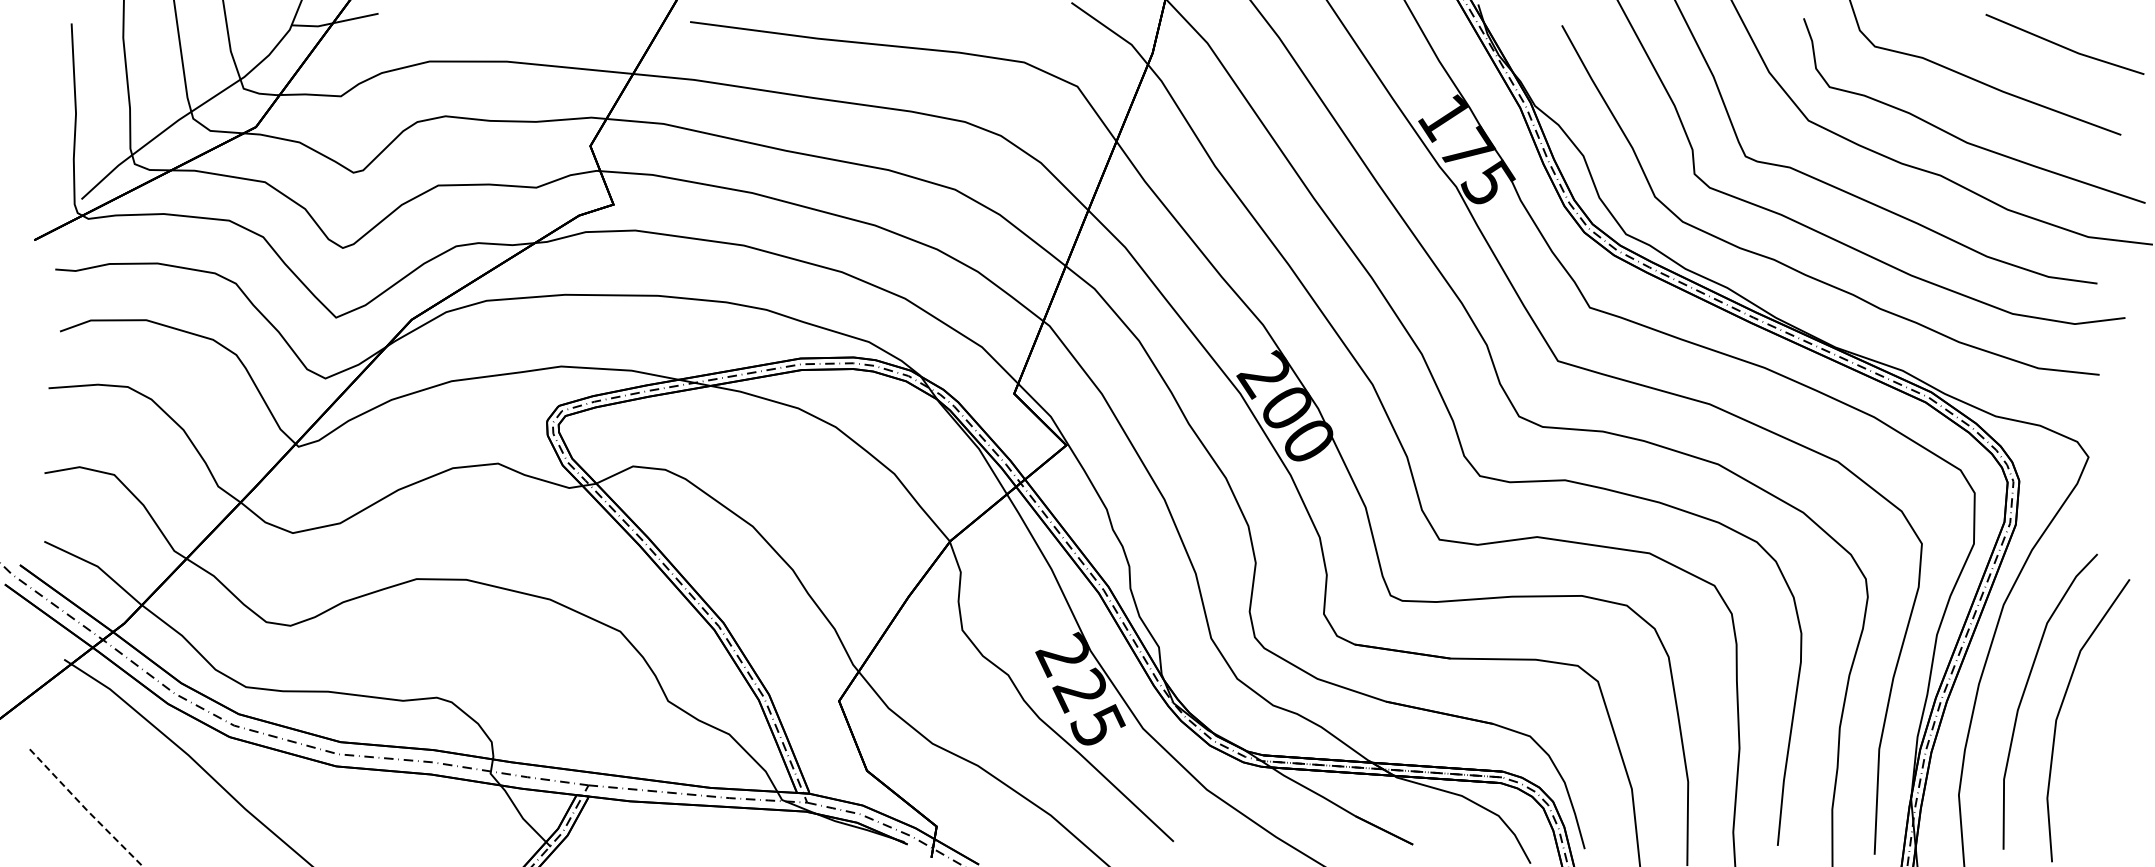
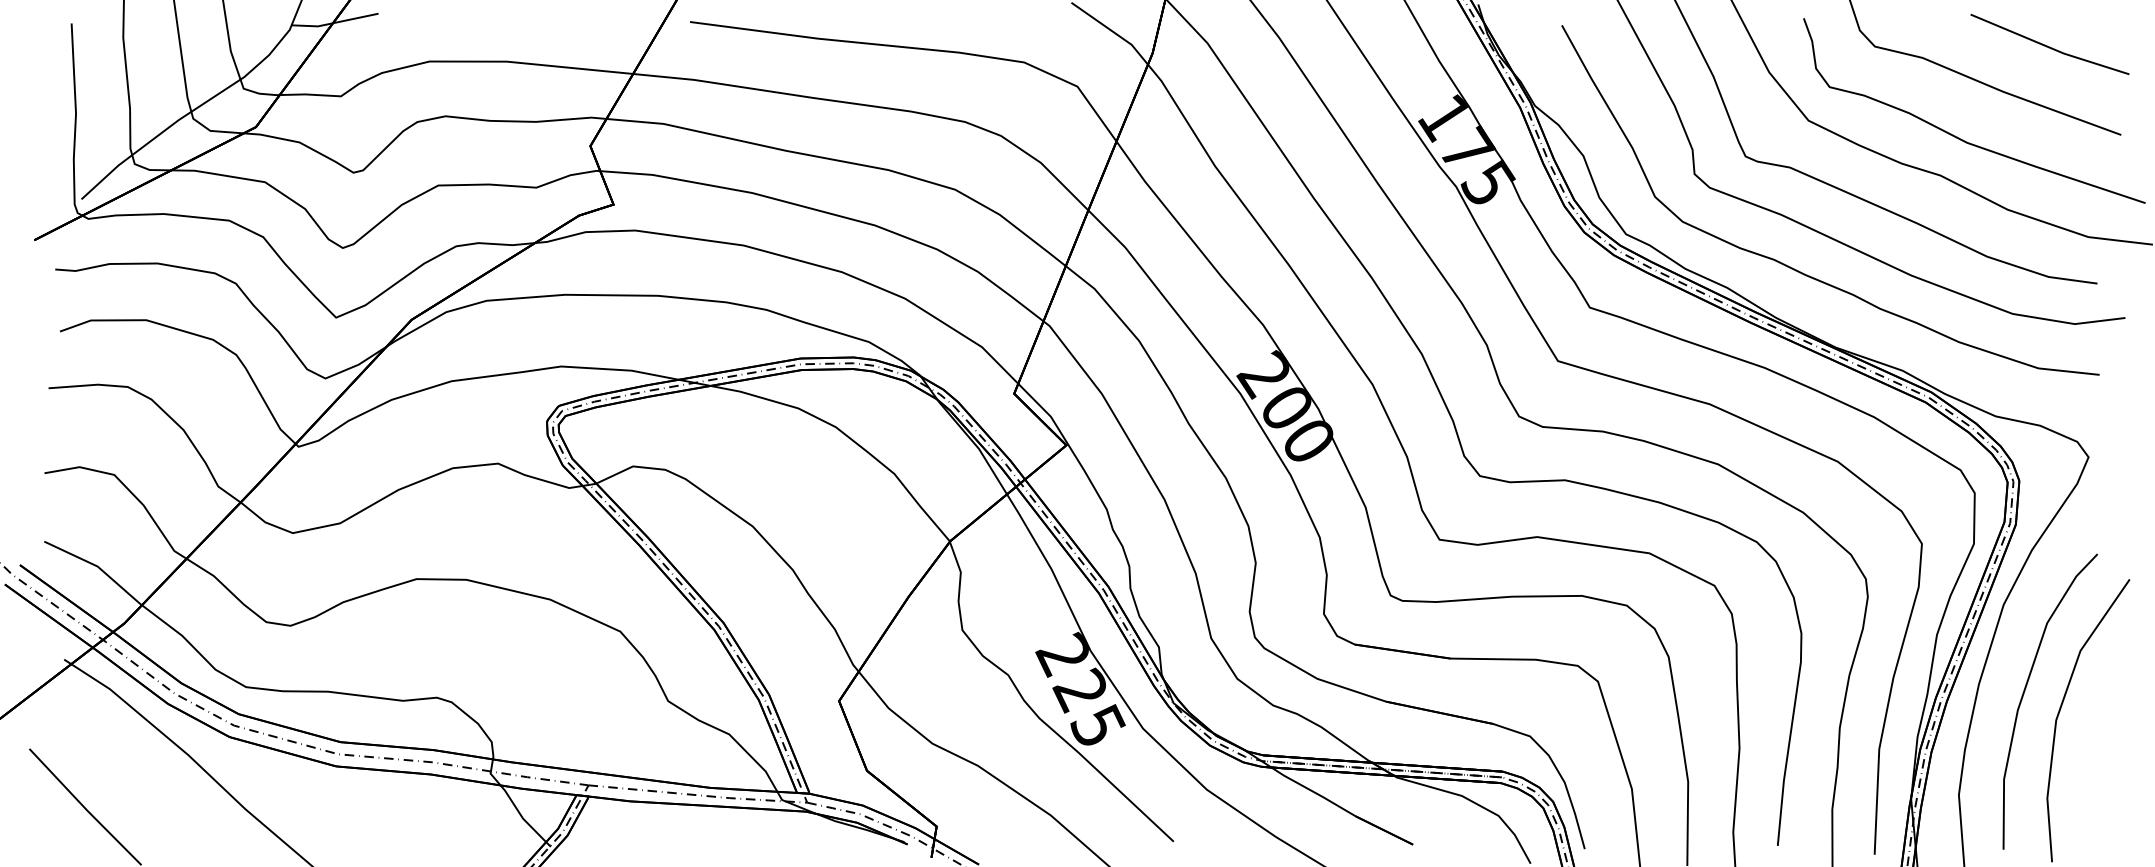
line position: (2062, 45) -> (2047, 45) (2047, 45)
line: dashed -> solid (85, 808)
